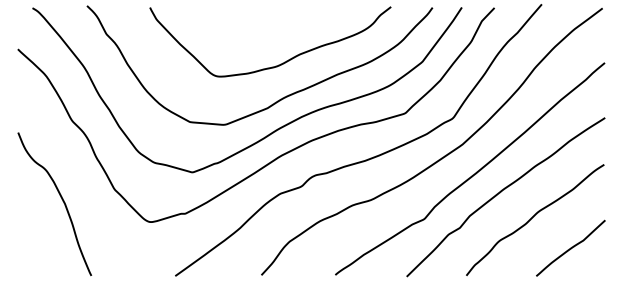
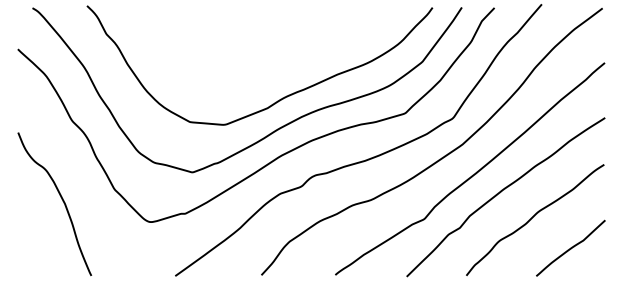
curve: present -> none (280, 63)
